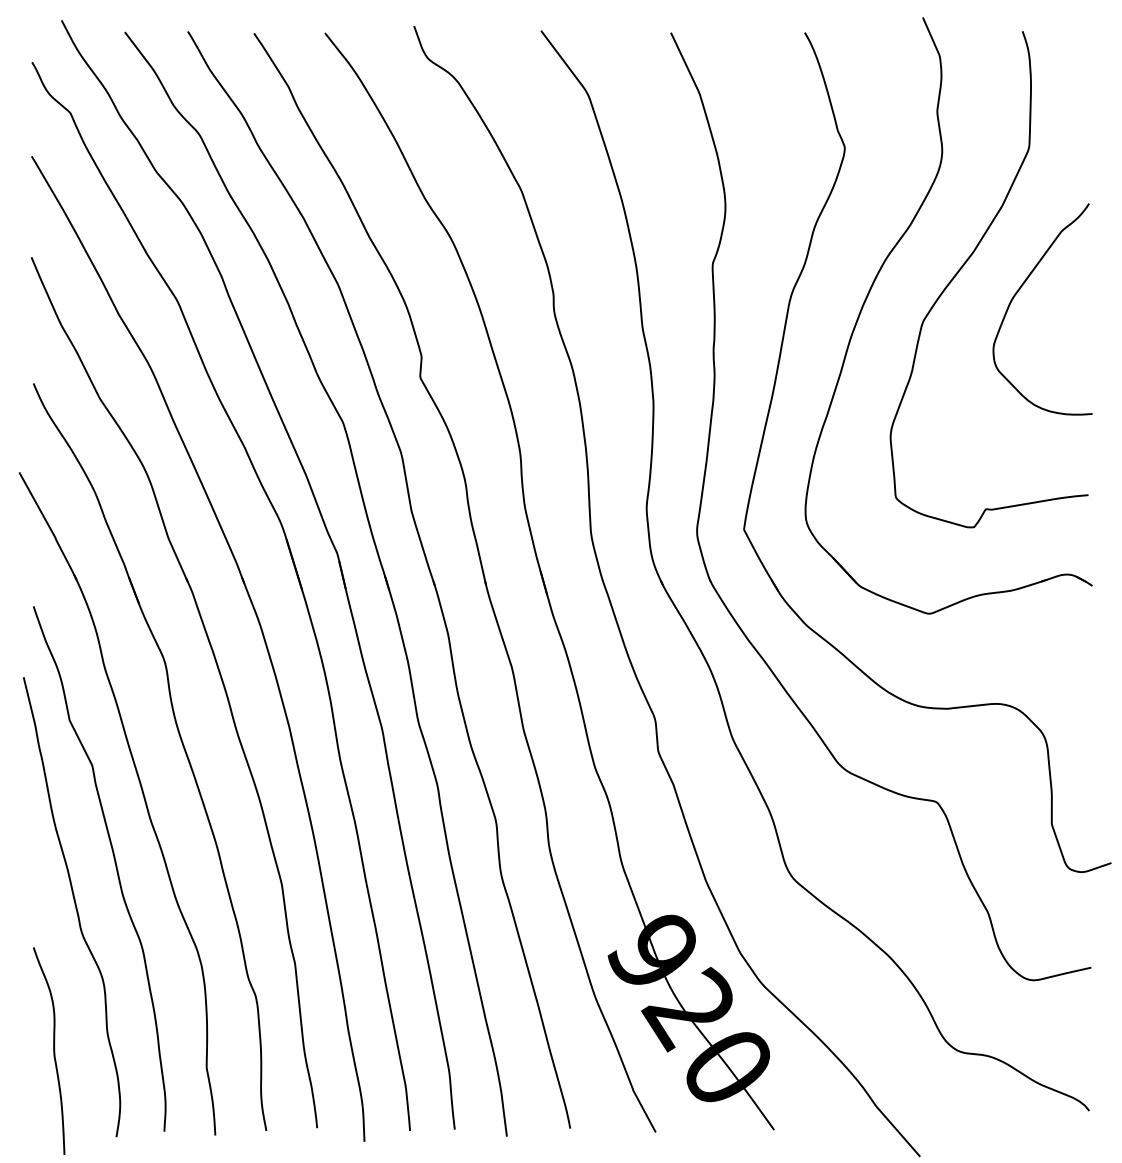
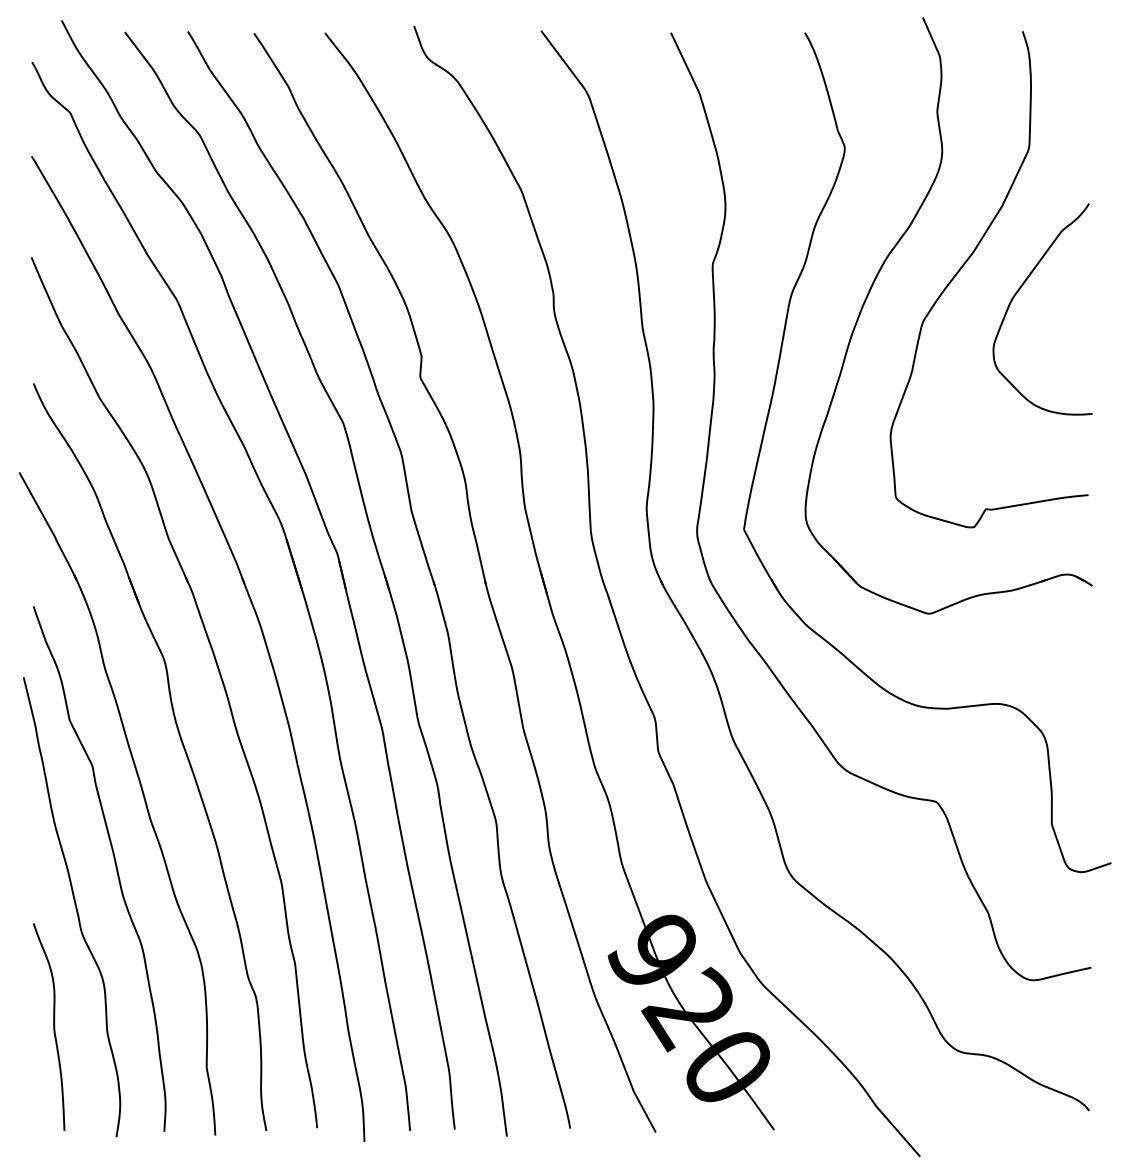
curve position: (53, 1050) -> (53, 1026) (53, 1026)
